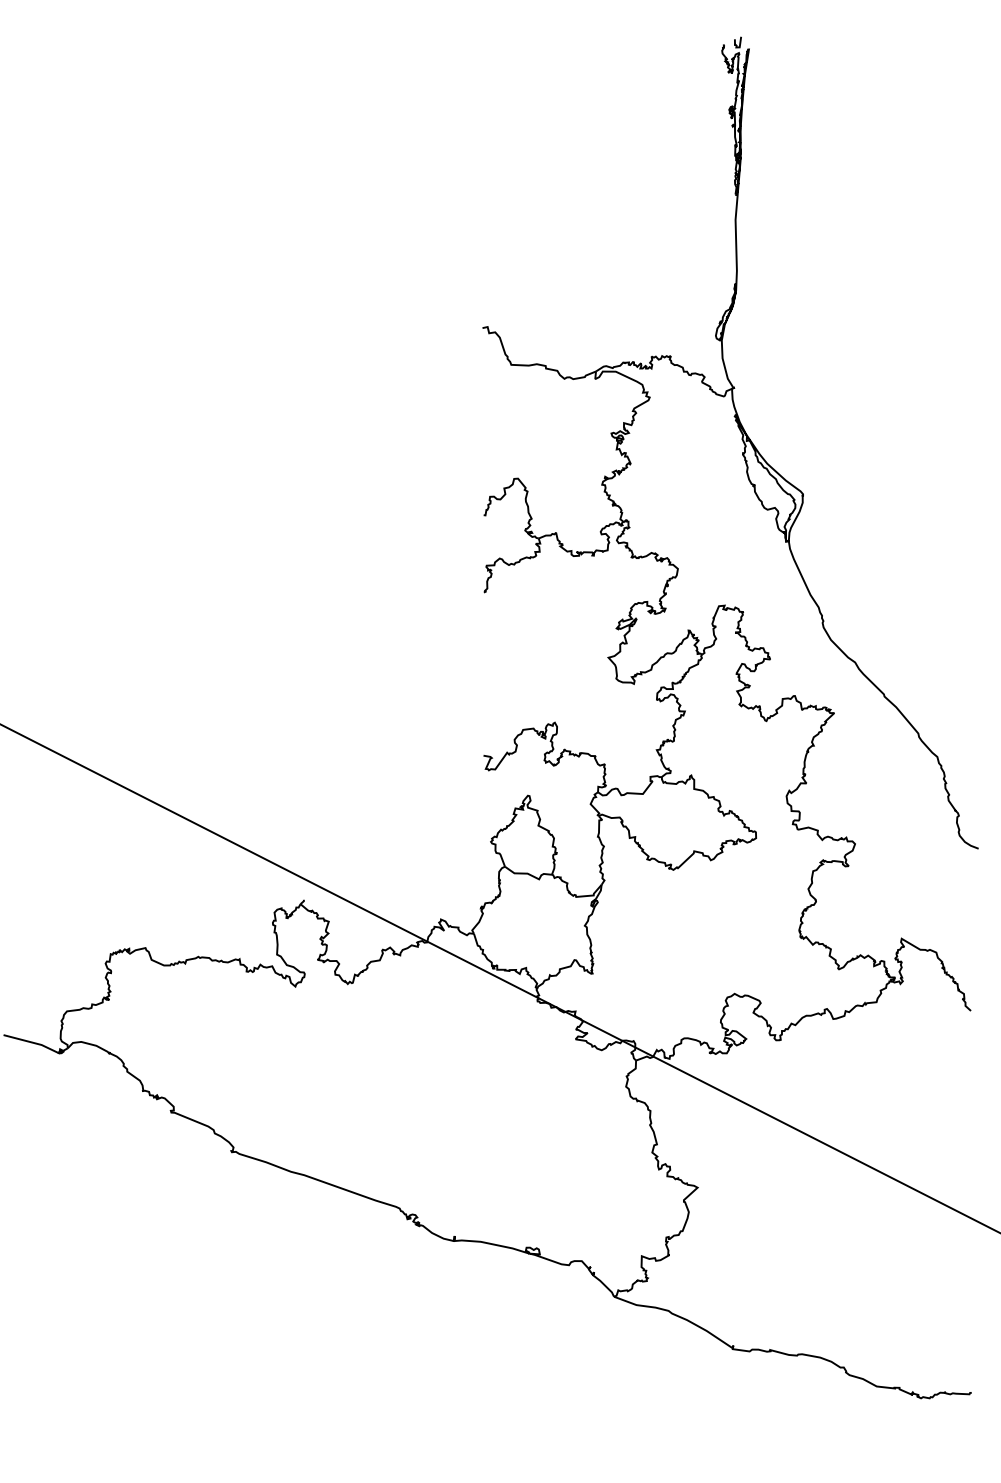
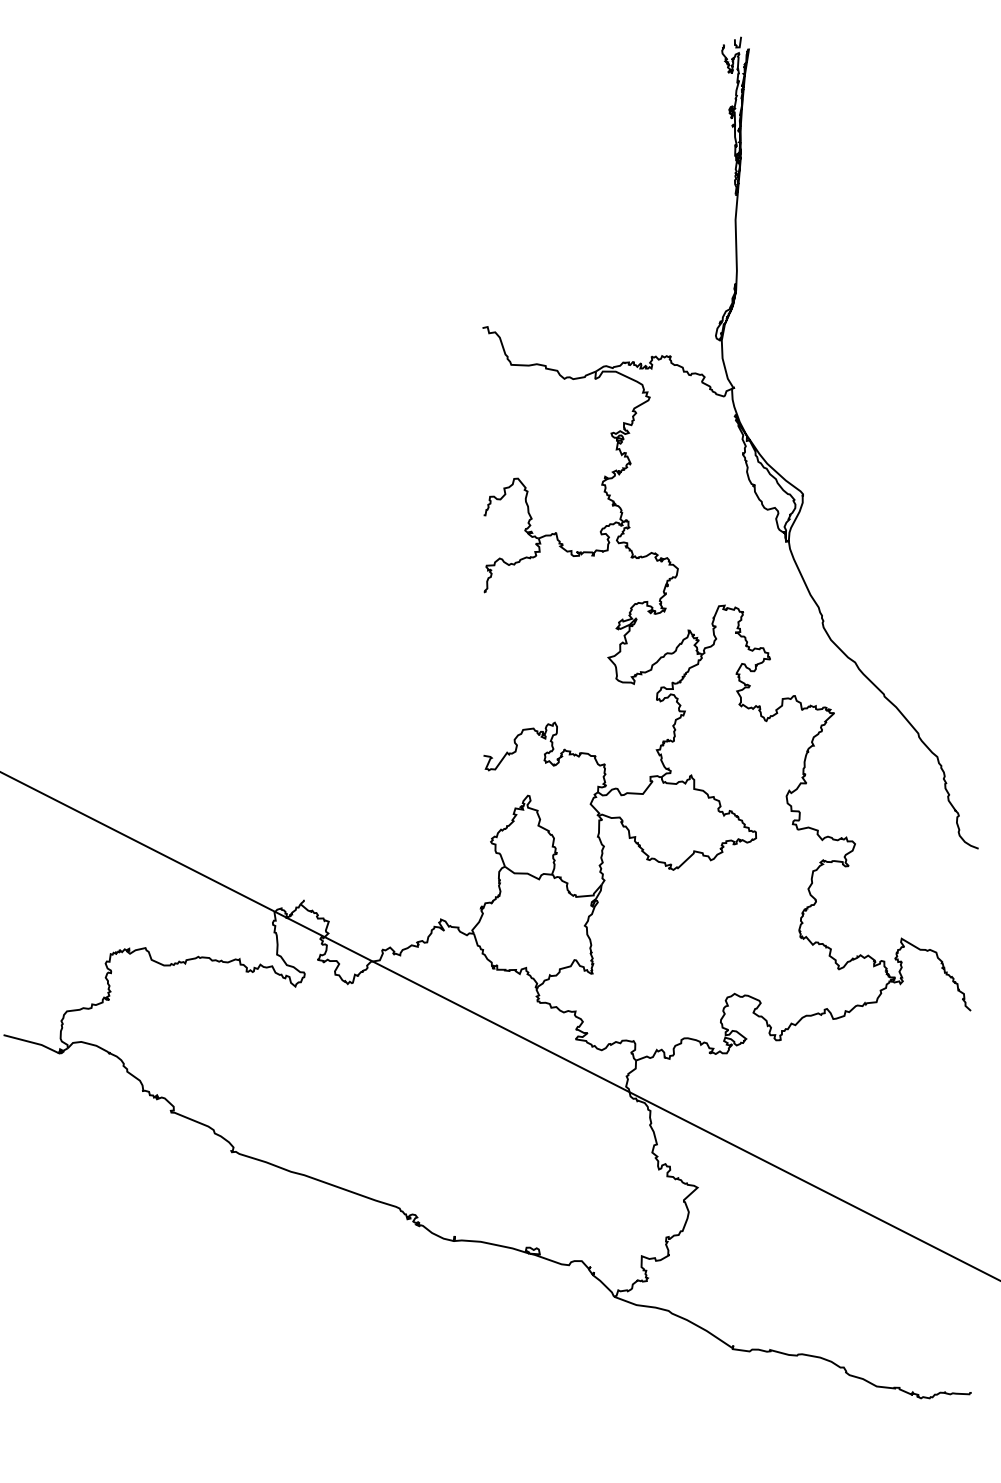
line position: (499, 978) -> (499, 1026) (499, 1026)
